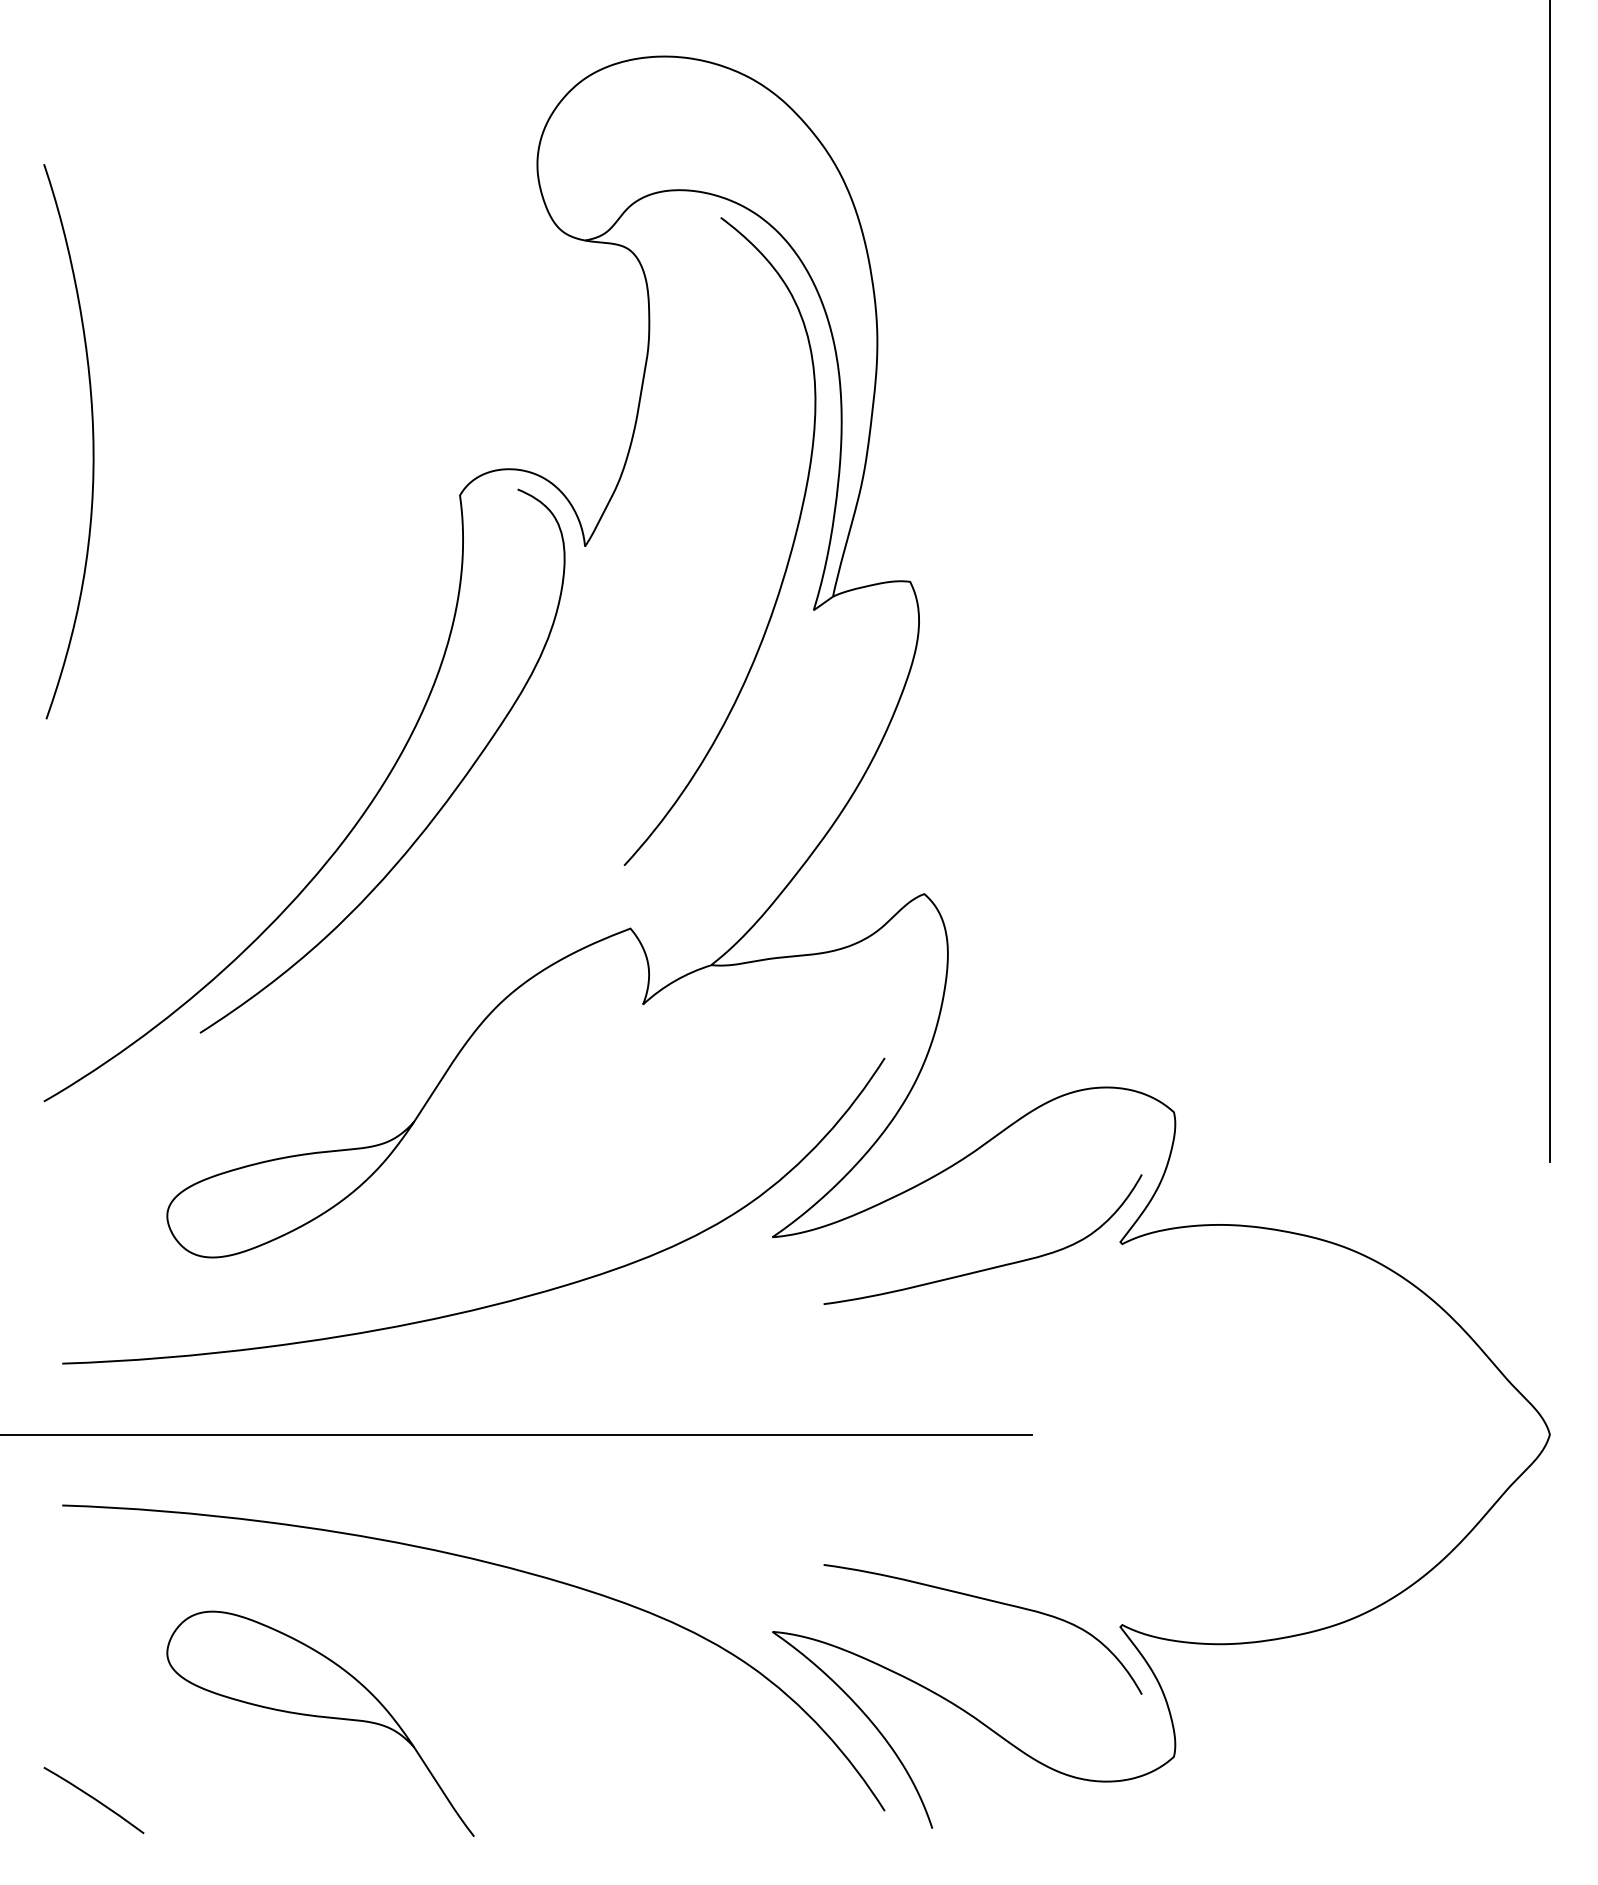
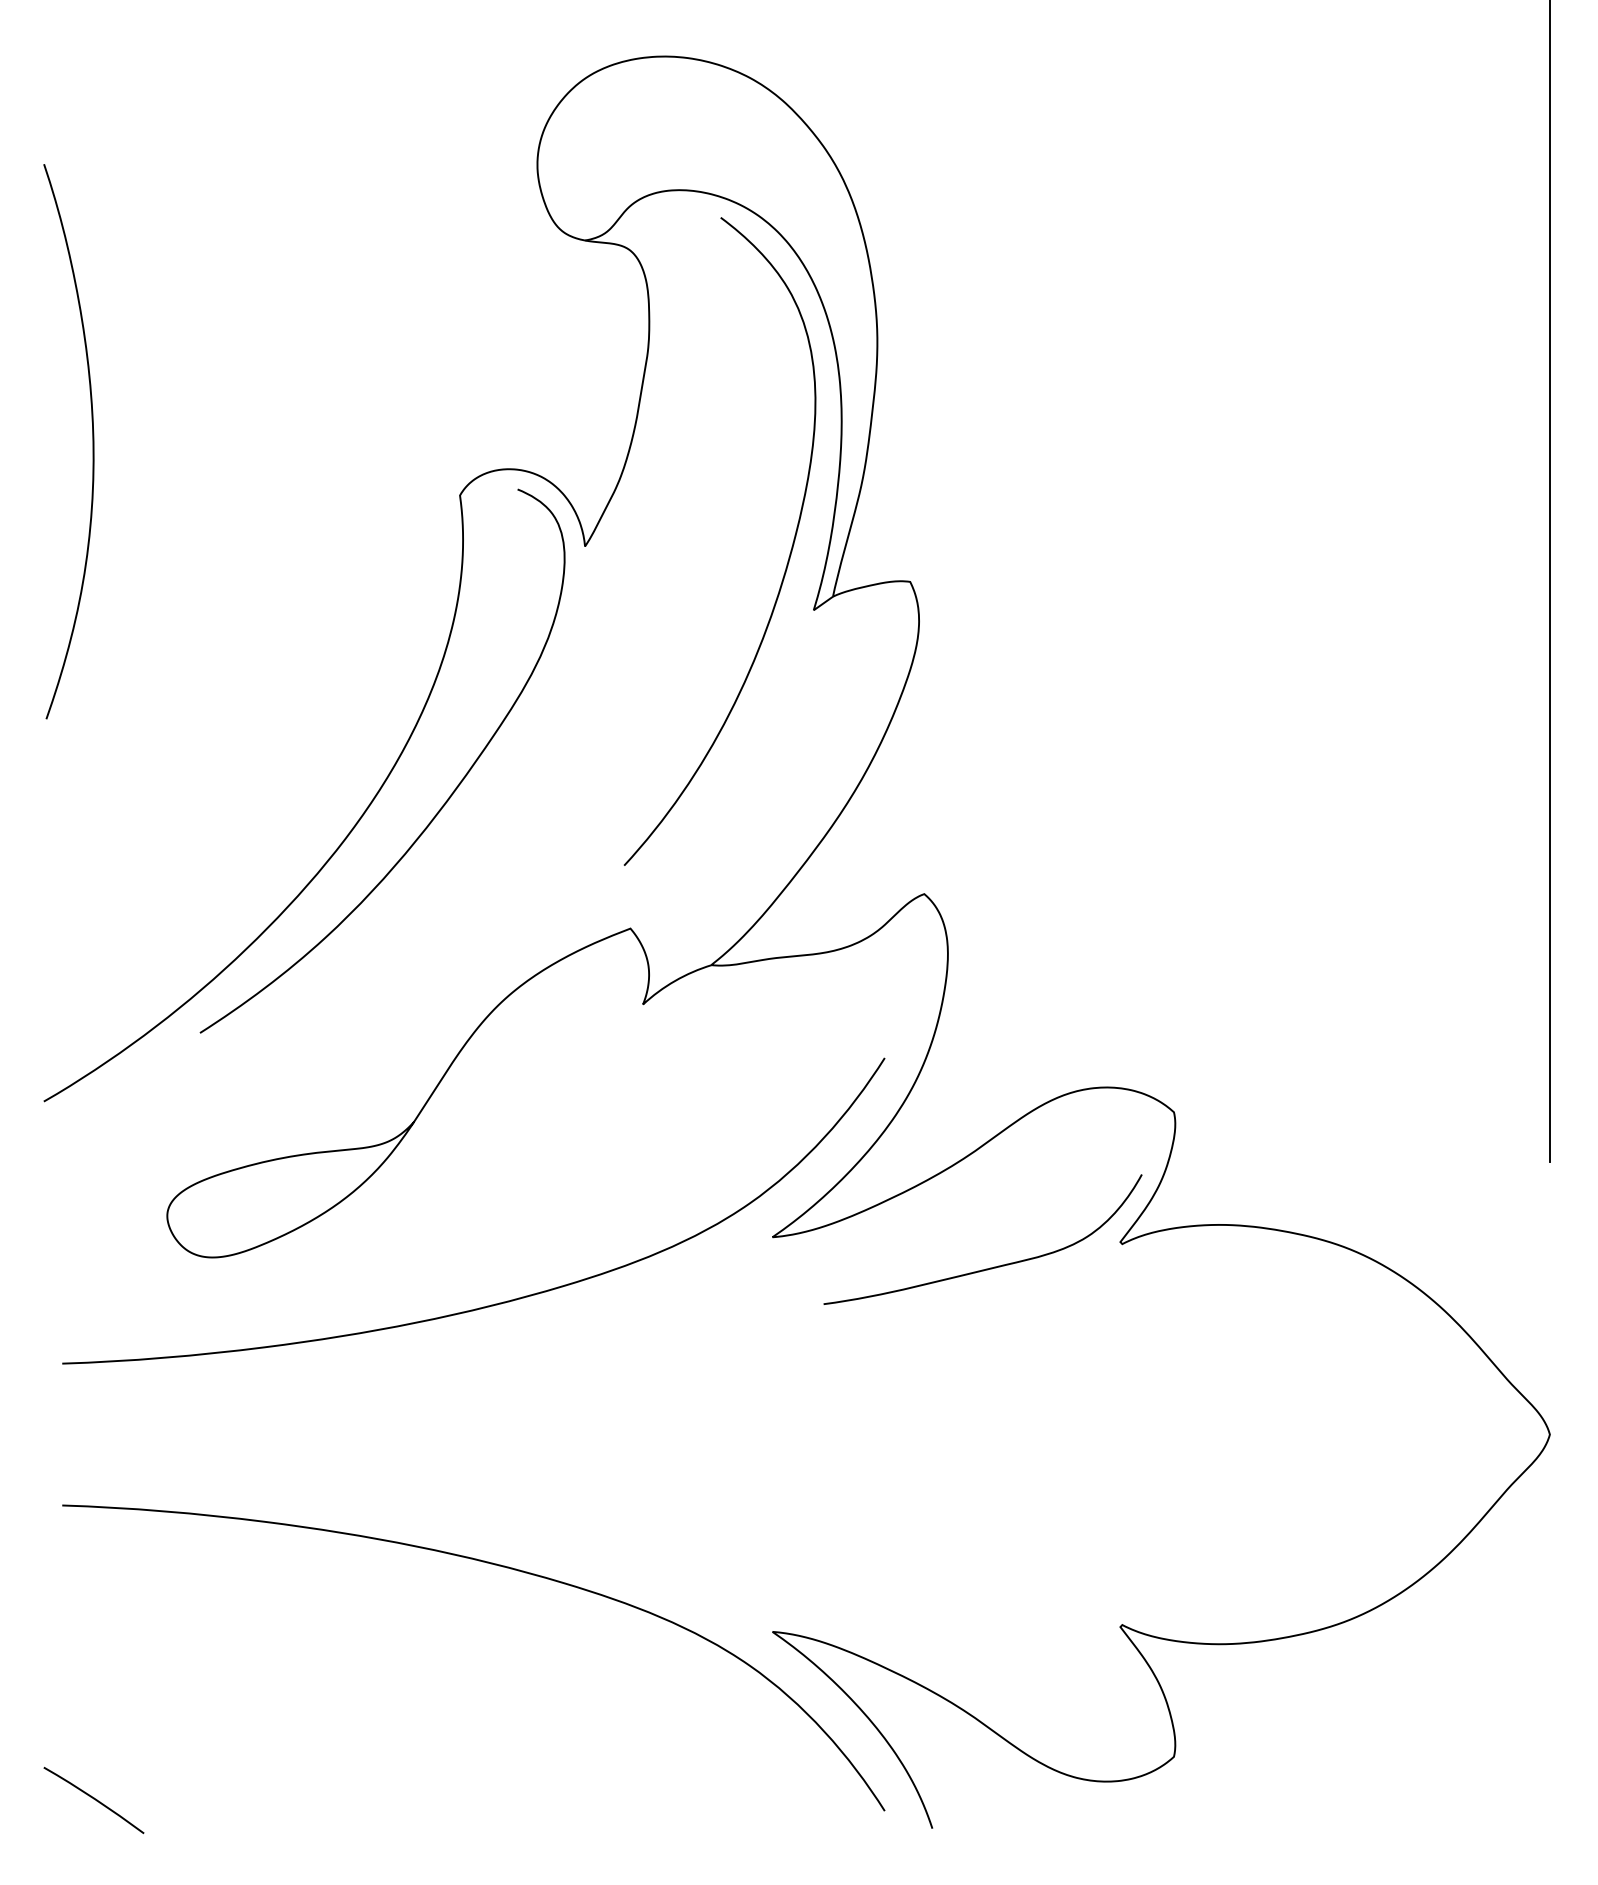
line: present -> none (517, 1434)
curve: present -> none (989, 1601)
curve: present -> none (320, 1717)
